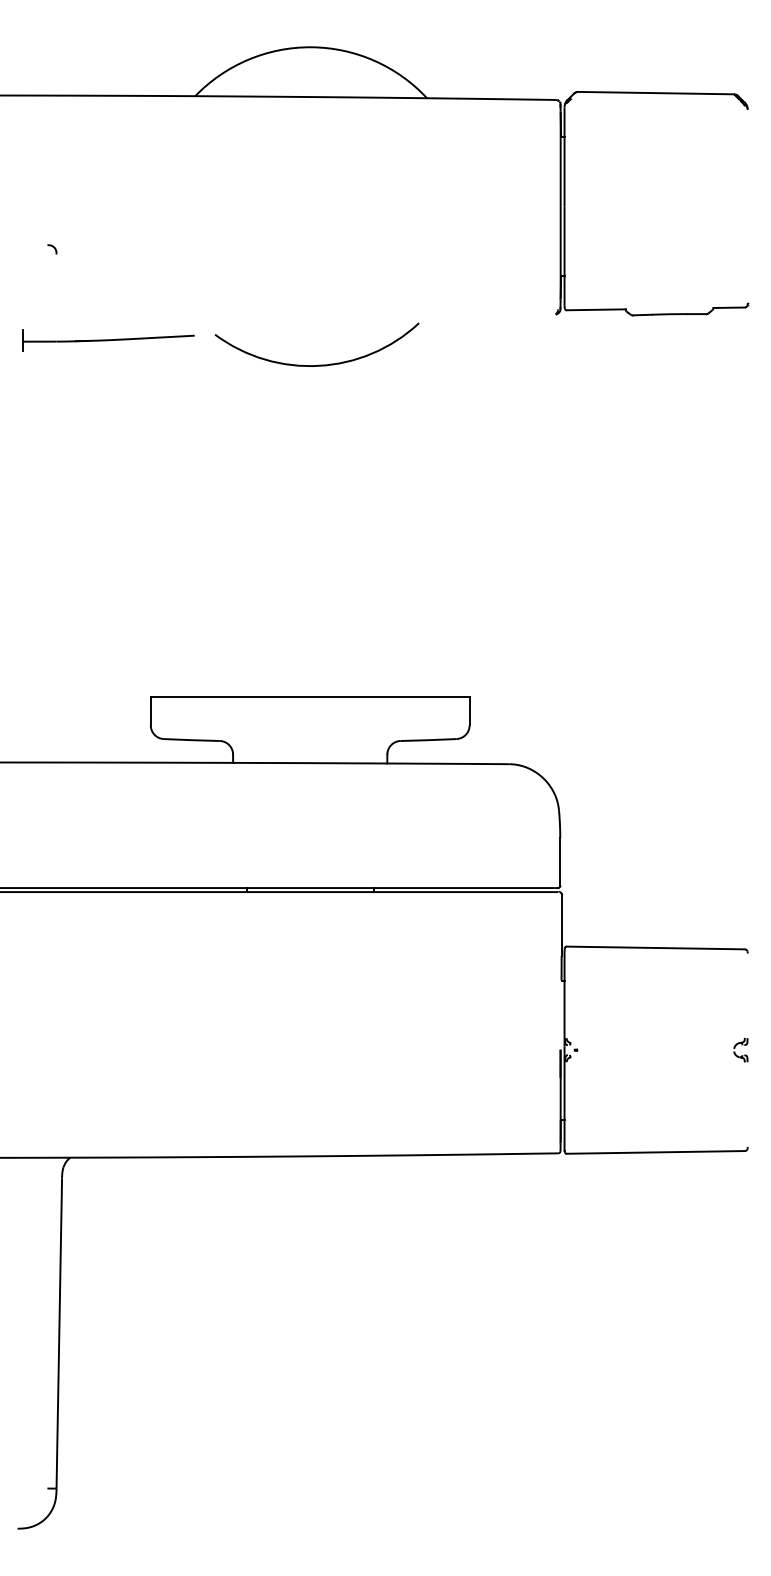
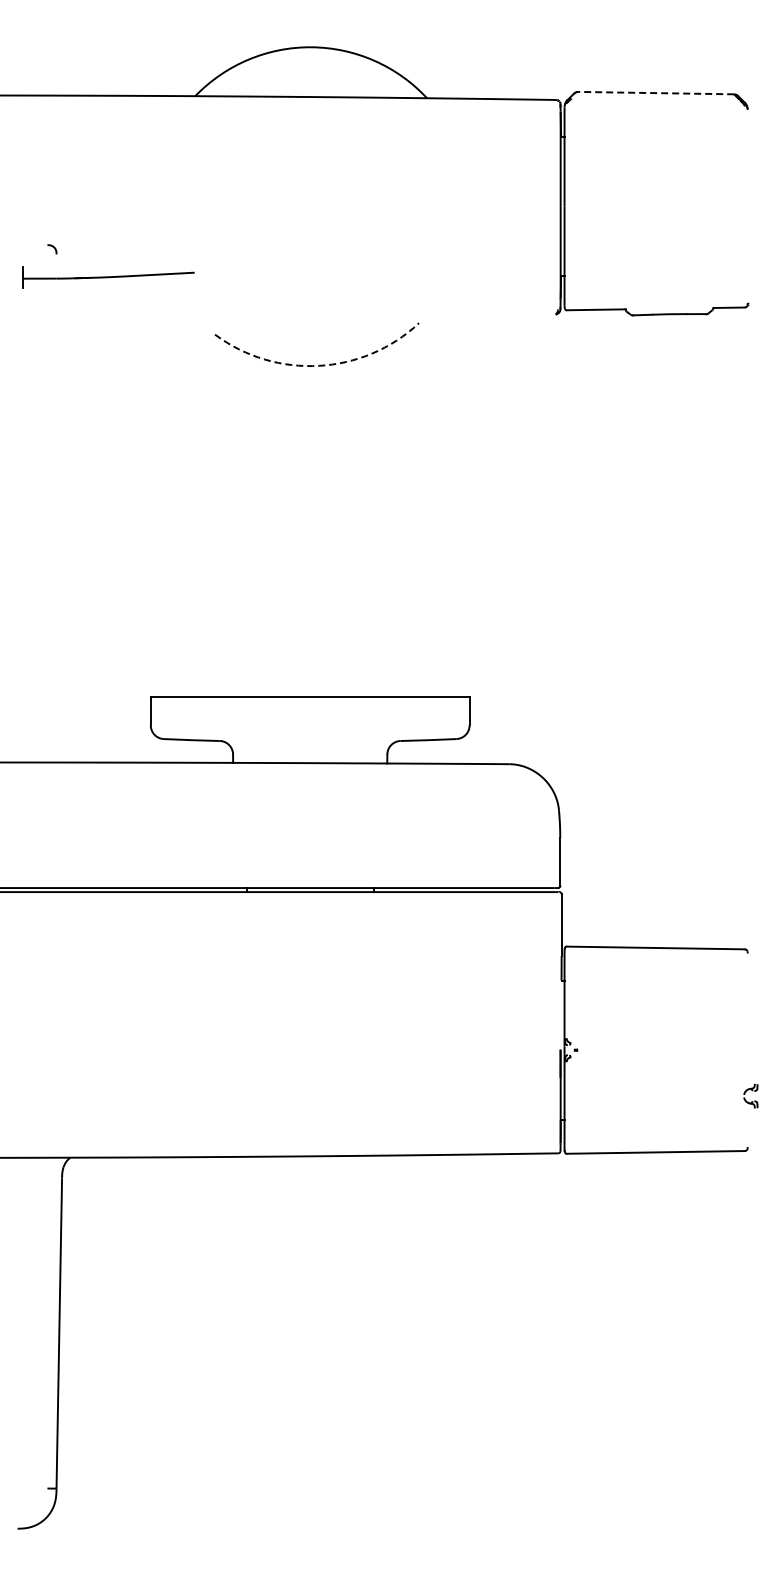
line: solid -> dashed (655, 93)
part position: (108, 340) -> (108, 277) (108, 277)
arc: solid -> dashed (319, 365)
part position: (740, 1050) -> (750, 1096) (750, 1096)
